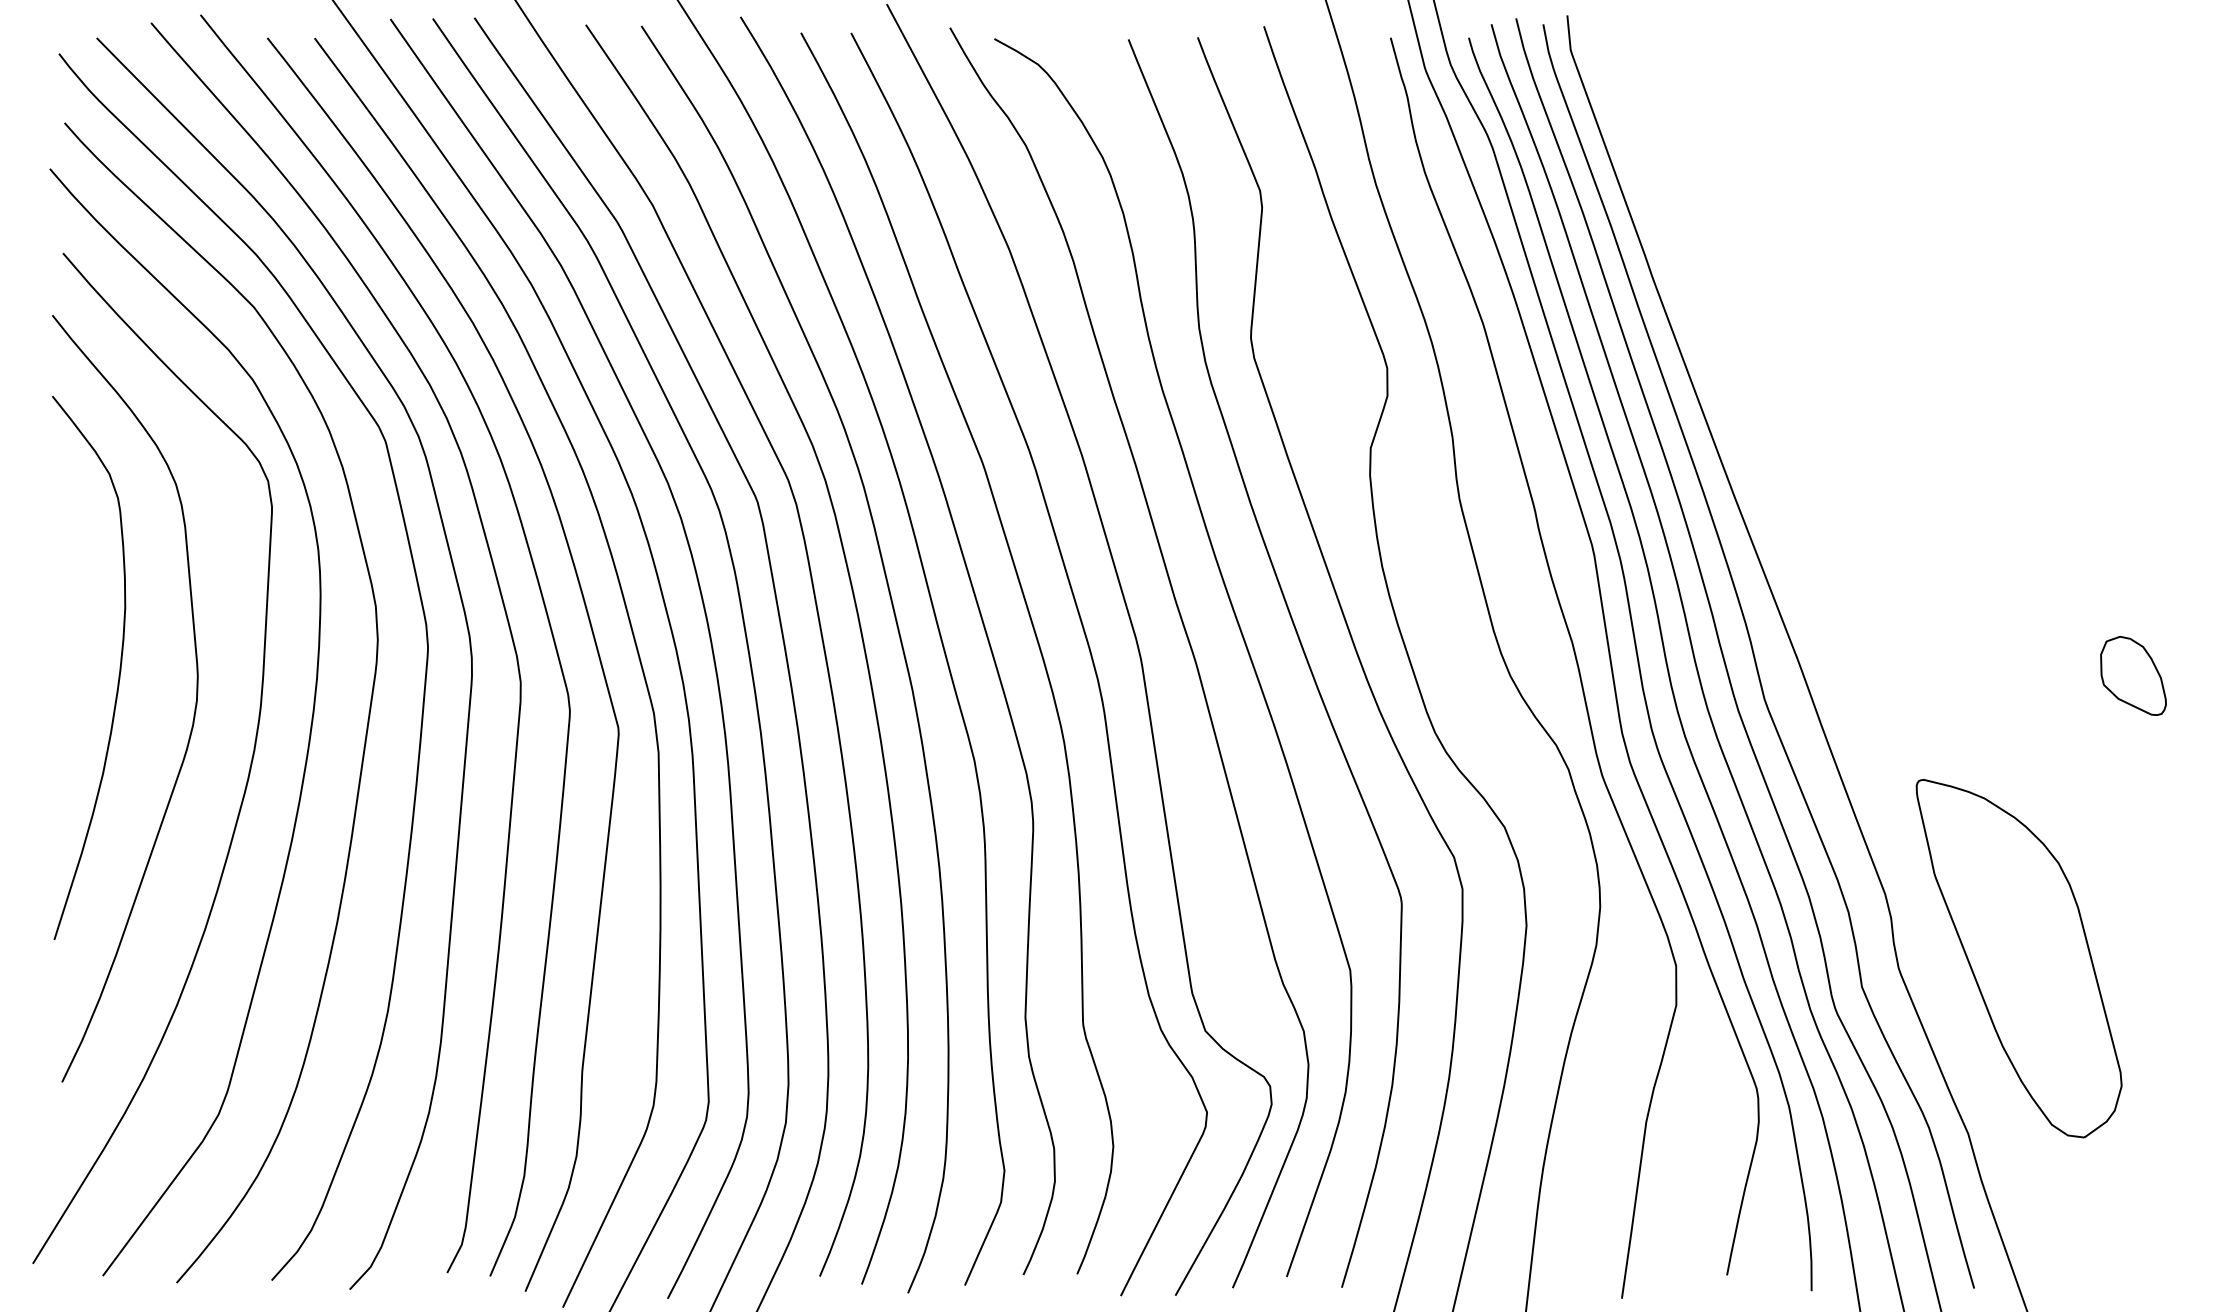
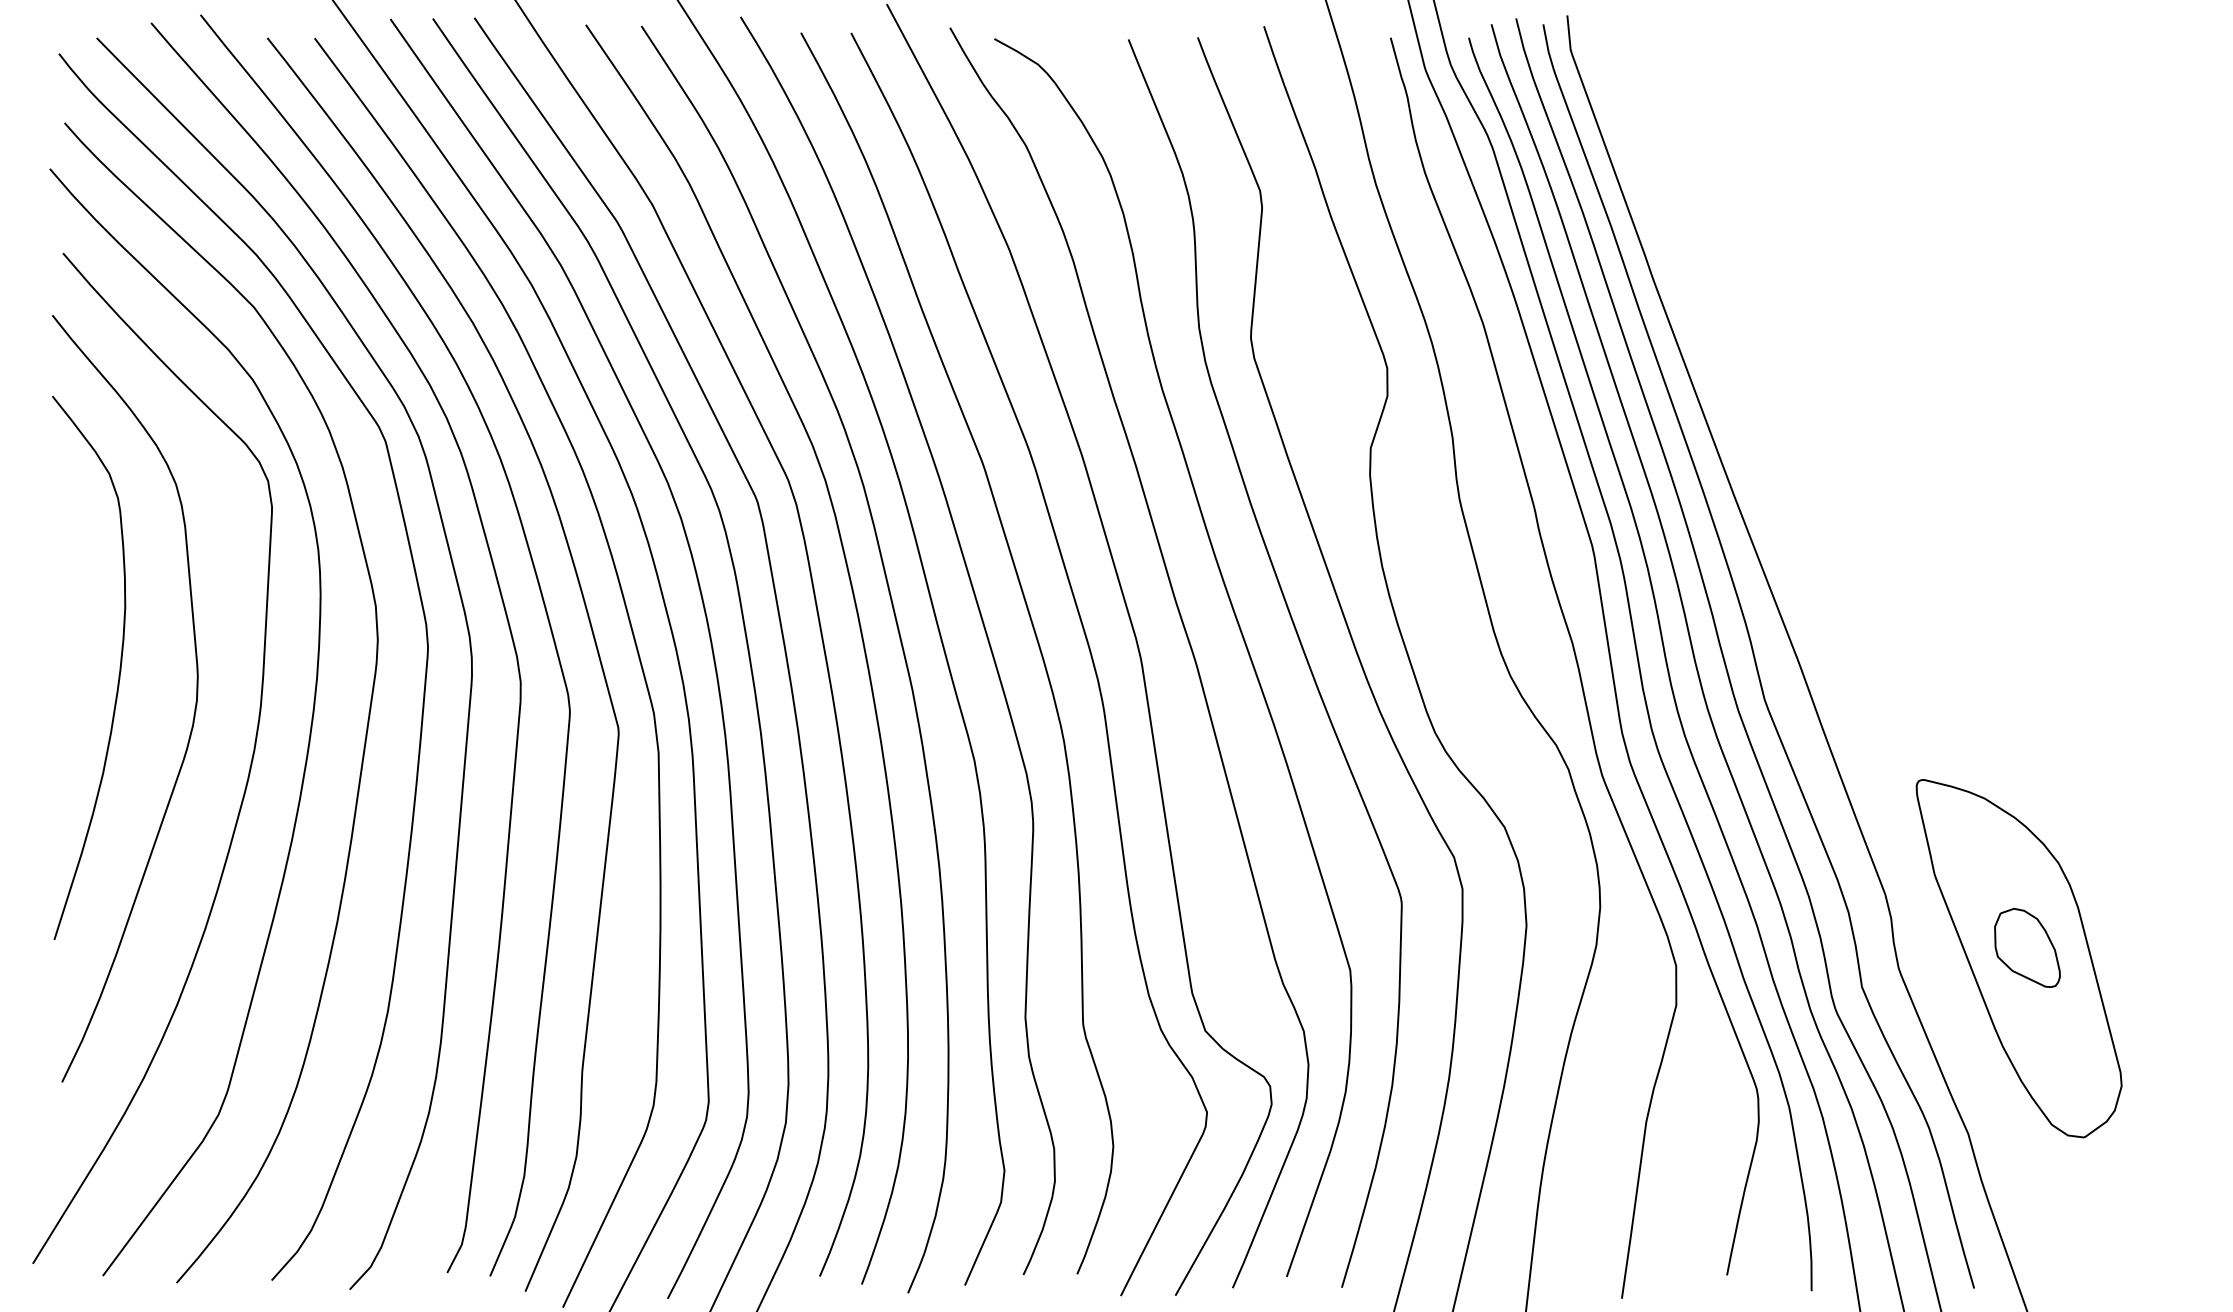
part position: (2133, 675) -> (2027, 947) (2027, 947)
